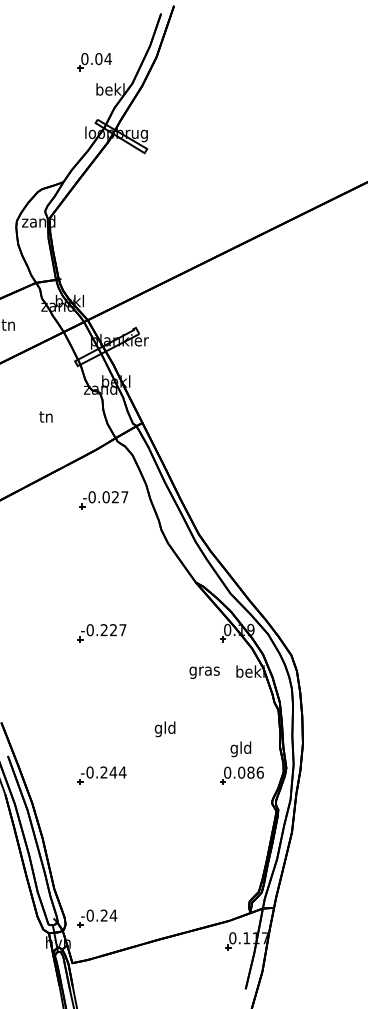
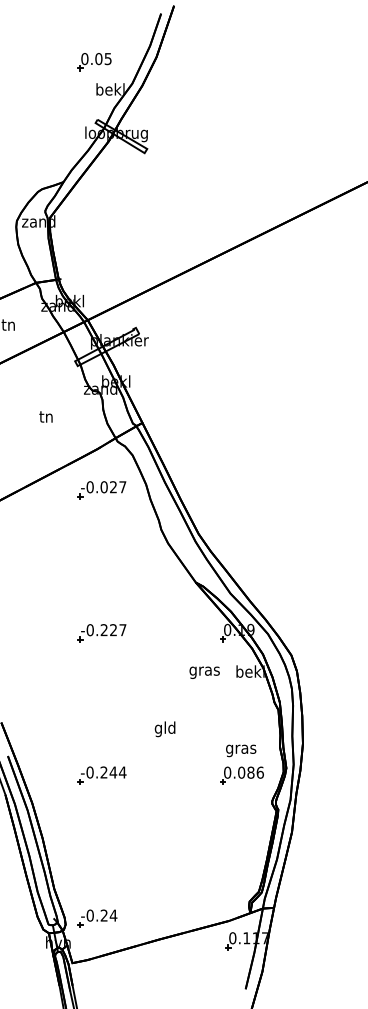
text: 0.04 -> 0.05 (108, 59)
part position: (103, 500) -> (101, 490) (101, 490)
text: gld -> gras (241, 749)
